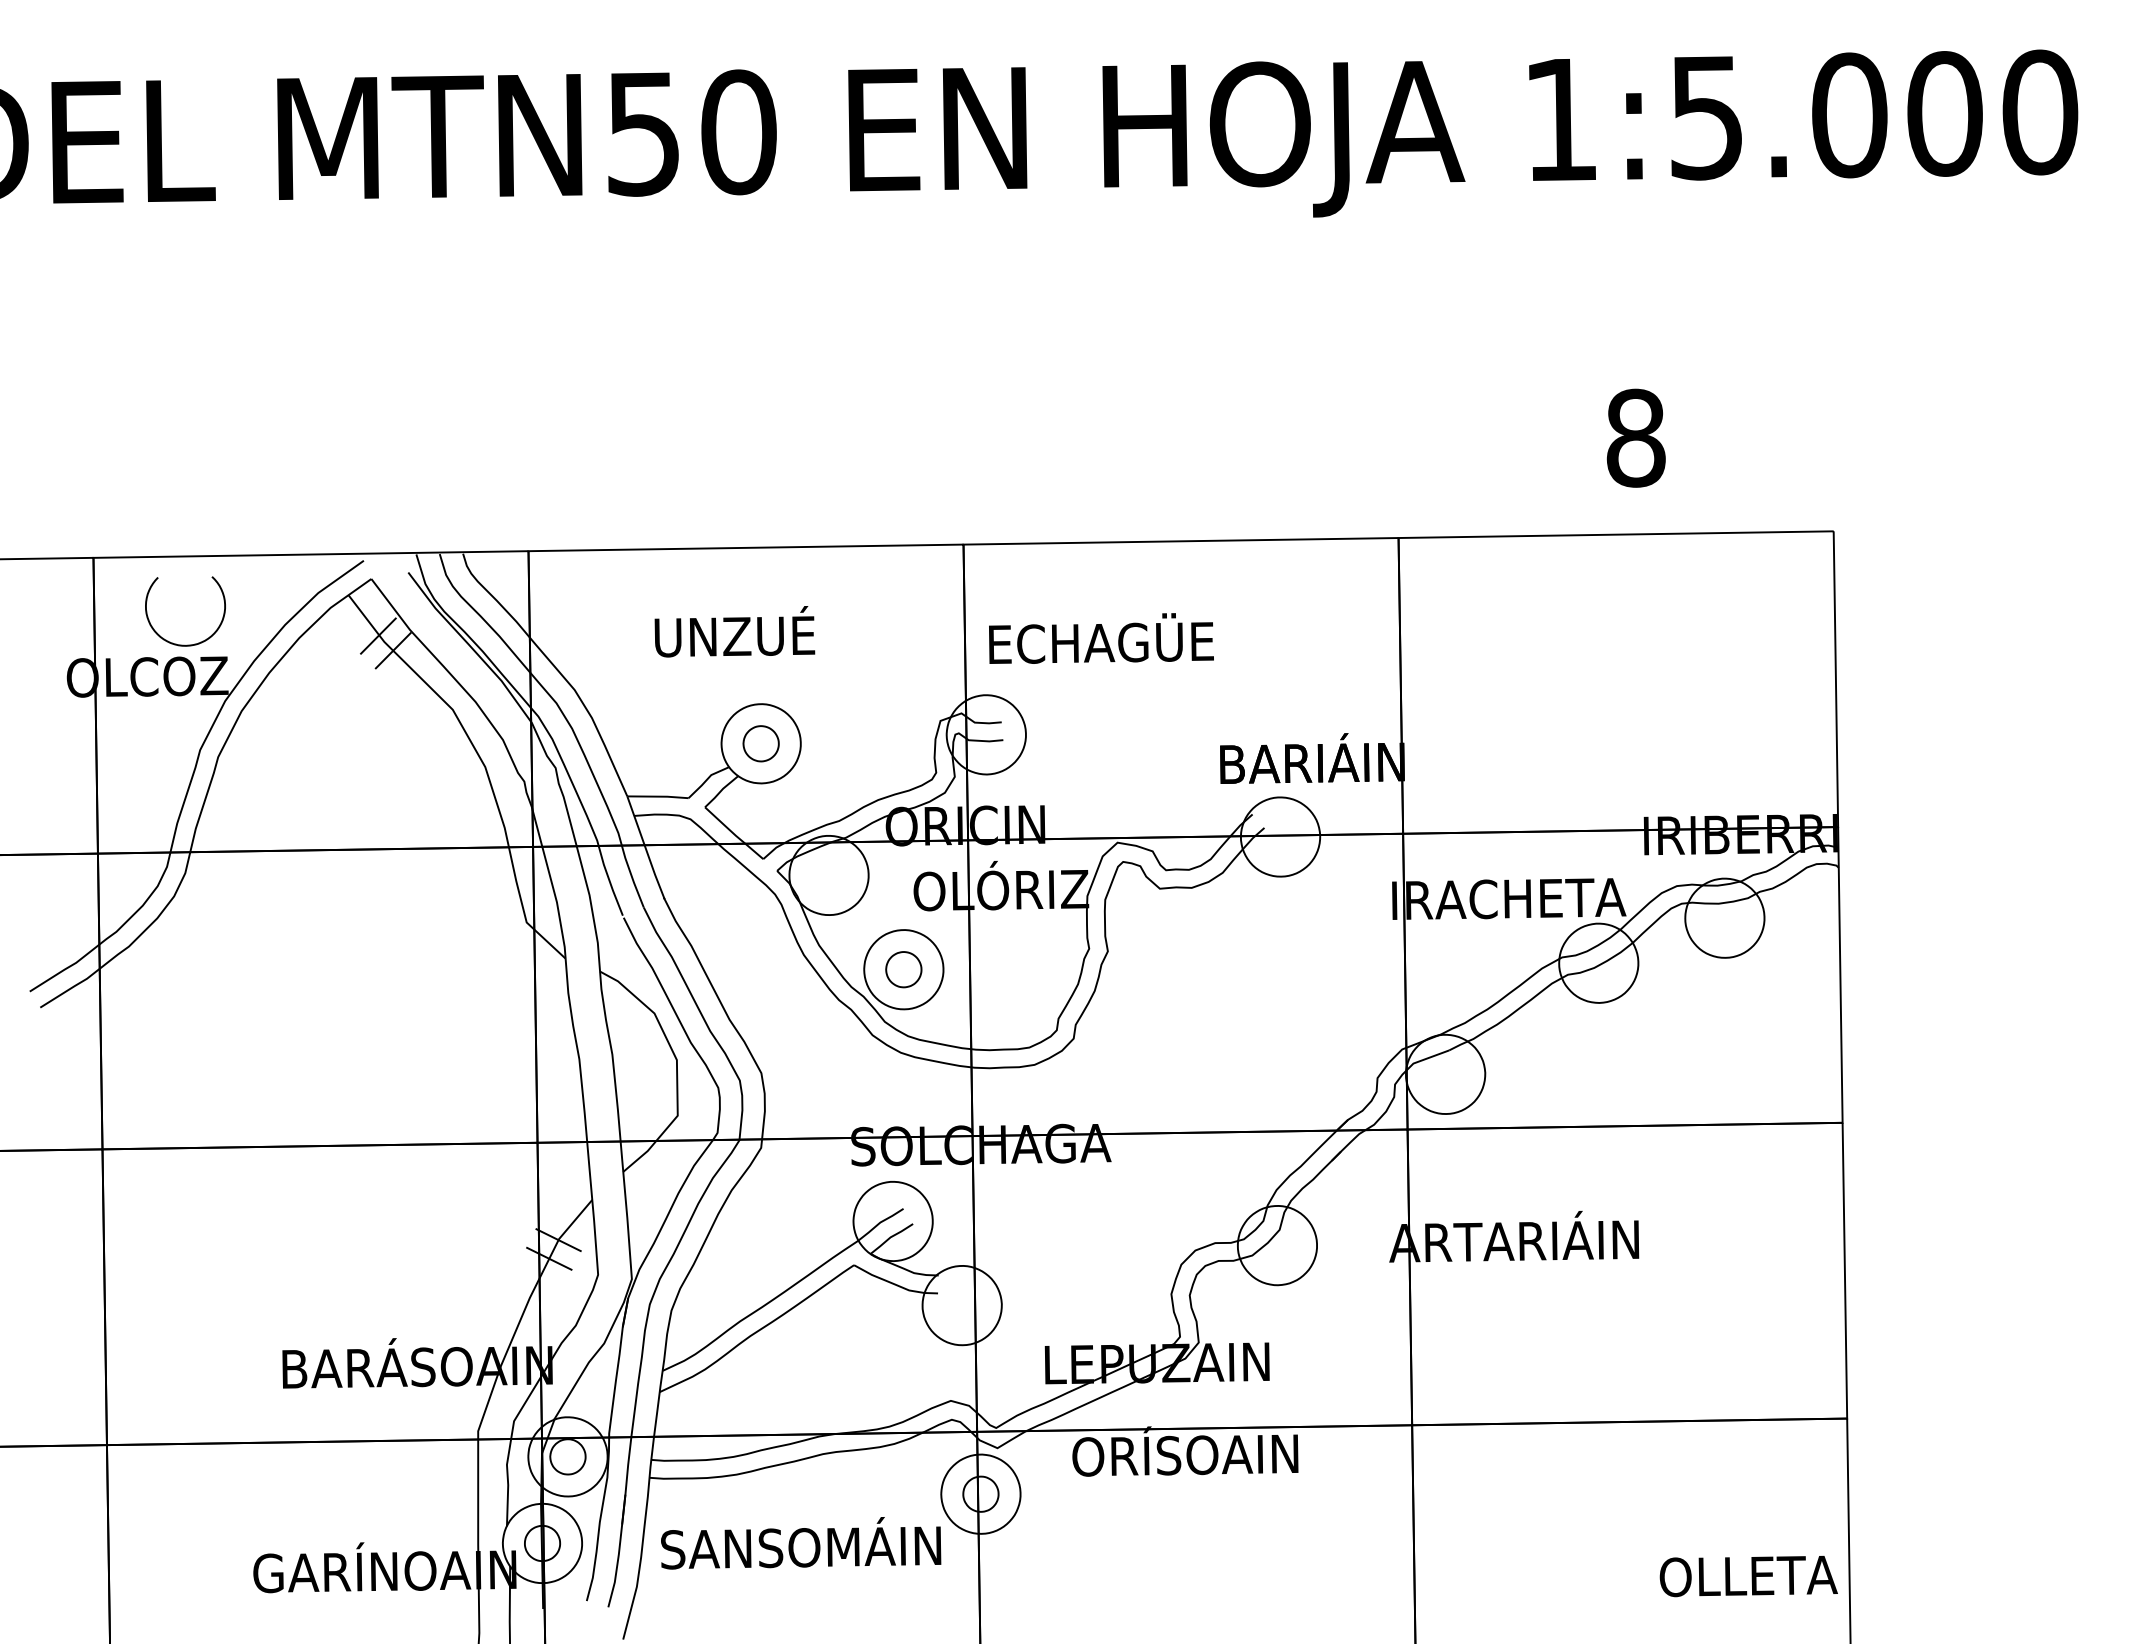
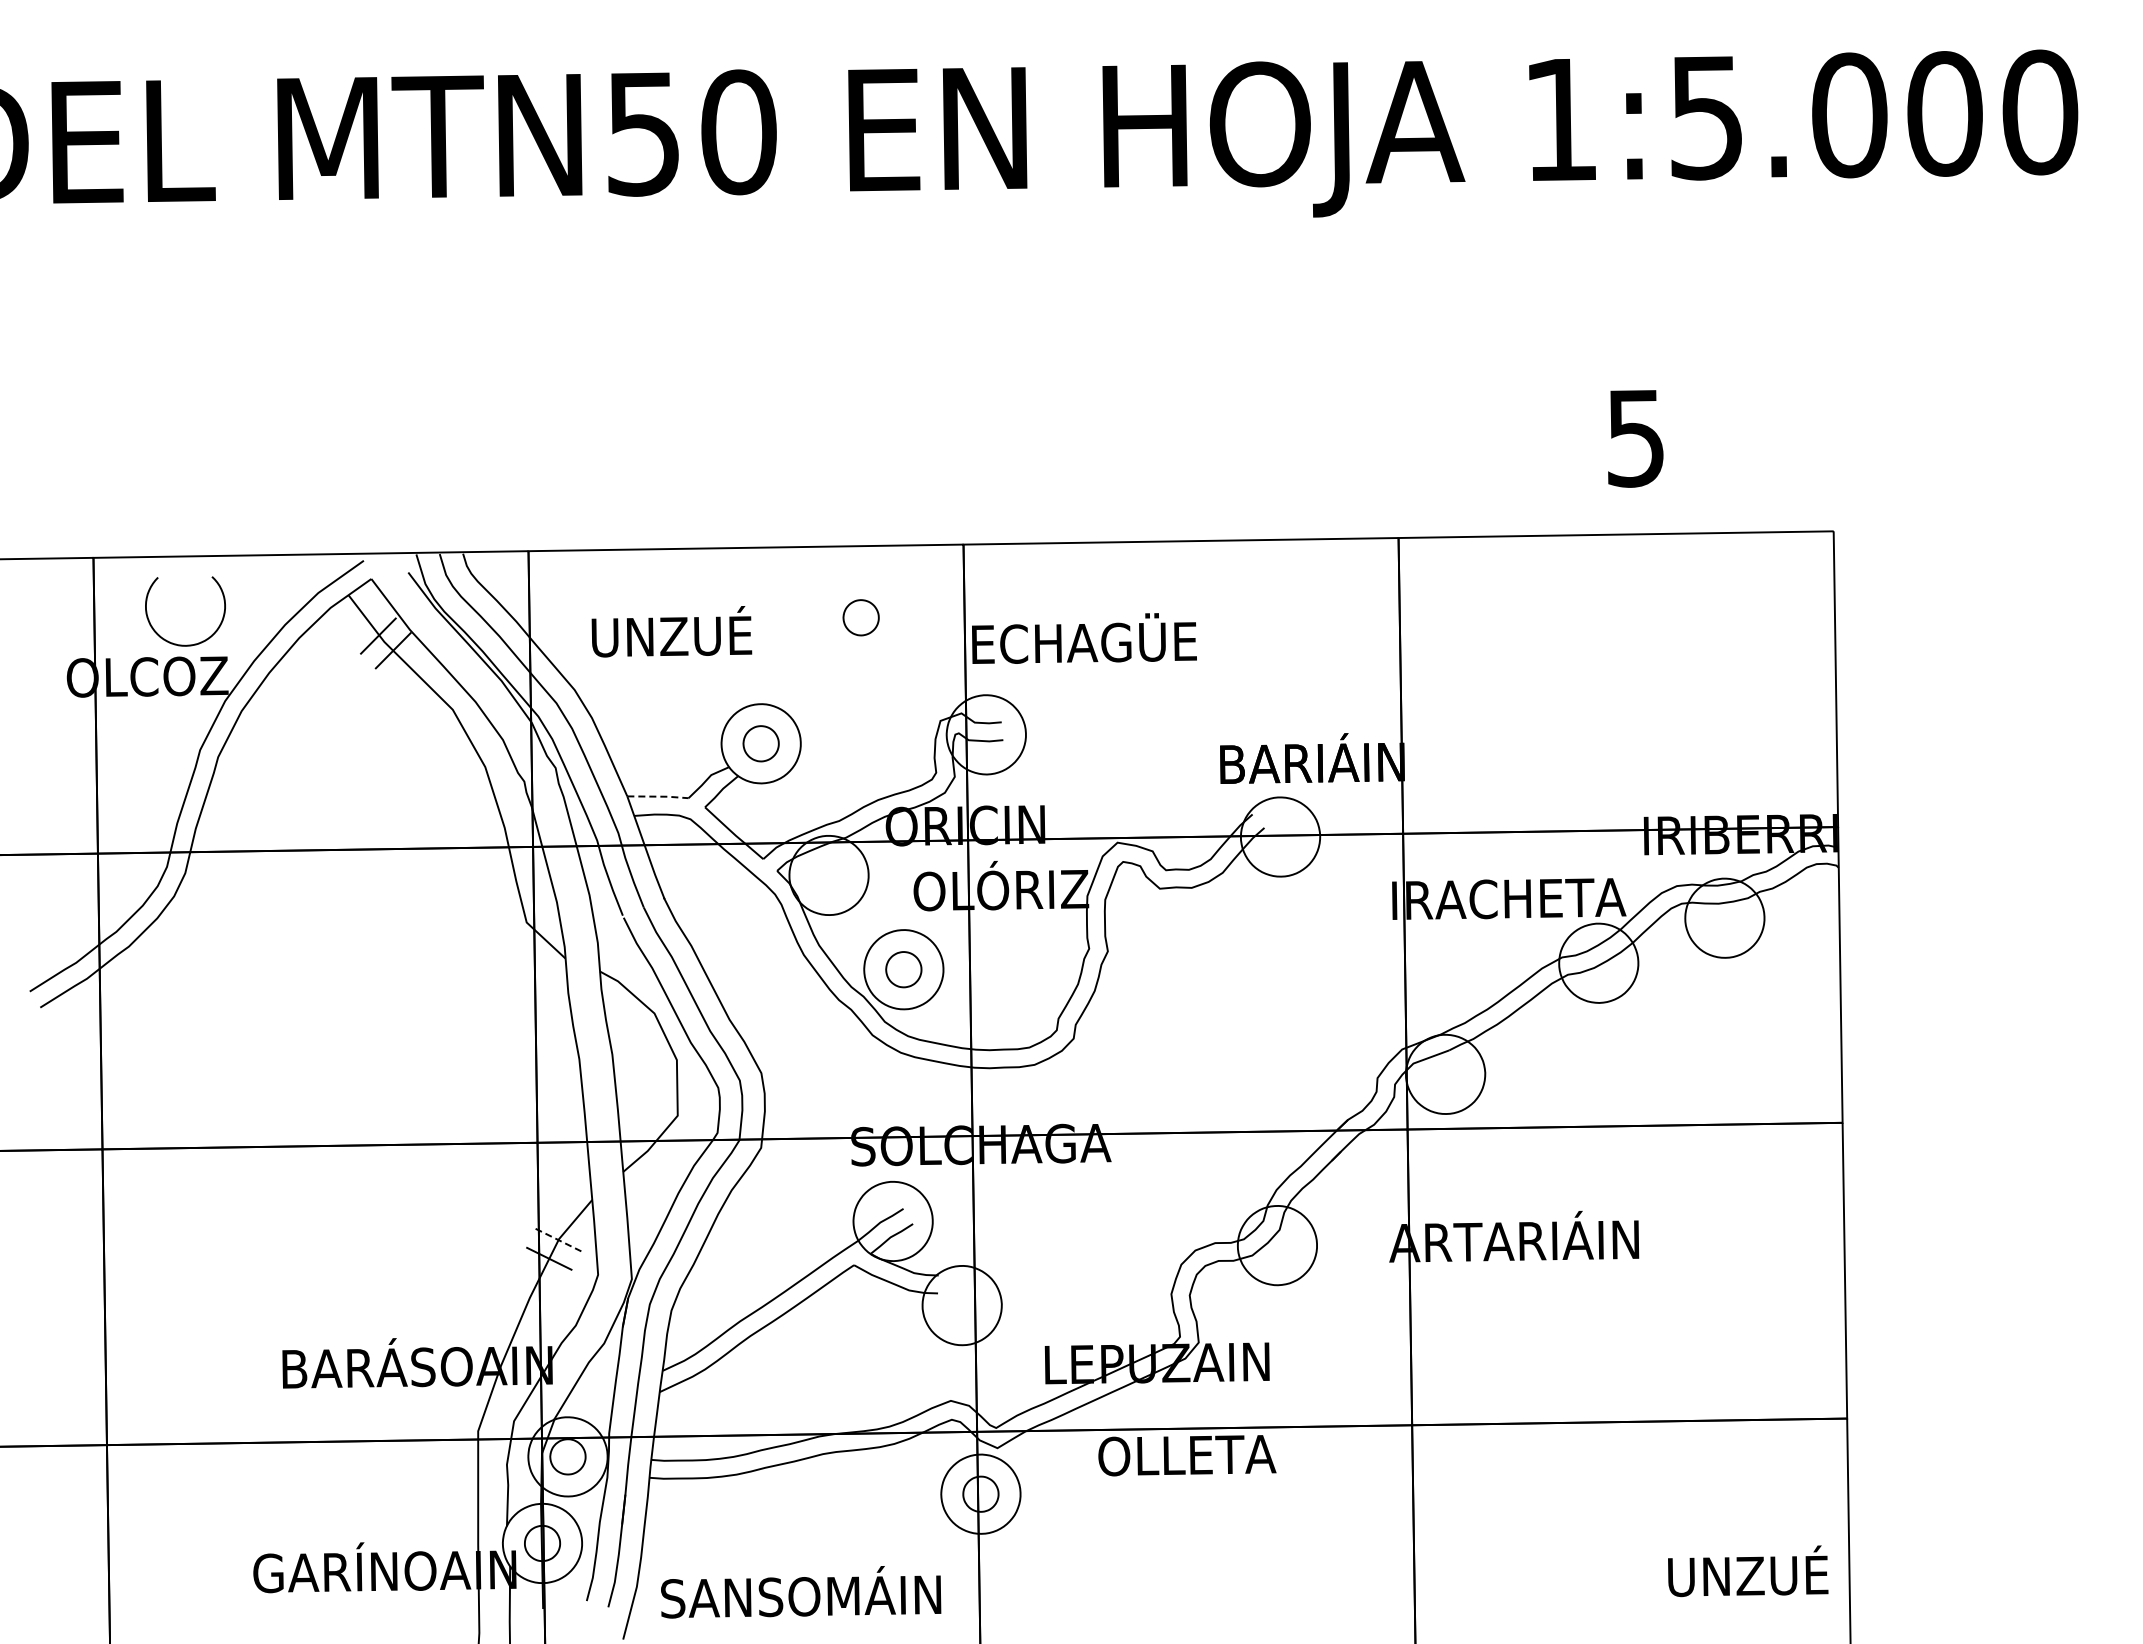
text: 8 -> 5 (1635, 437)
part: none -> present (860, 617)
text position: (734, 631) -> (671, 631) (671, 631)
text position: (1101, 638) -> (1084, 638) (1084, 638)
line: solid -> dashed (658, 796)
line: solid -> dashed (558, 1240)
text: ORÍSOAIN -> OLLETA (1185, 1451)
text position: (801, 1543) -> (801, 1592) (801, 1592)
text: OLLETA -> UNZUÉ (1748, 1571)
